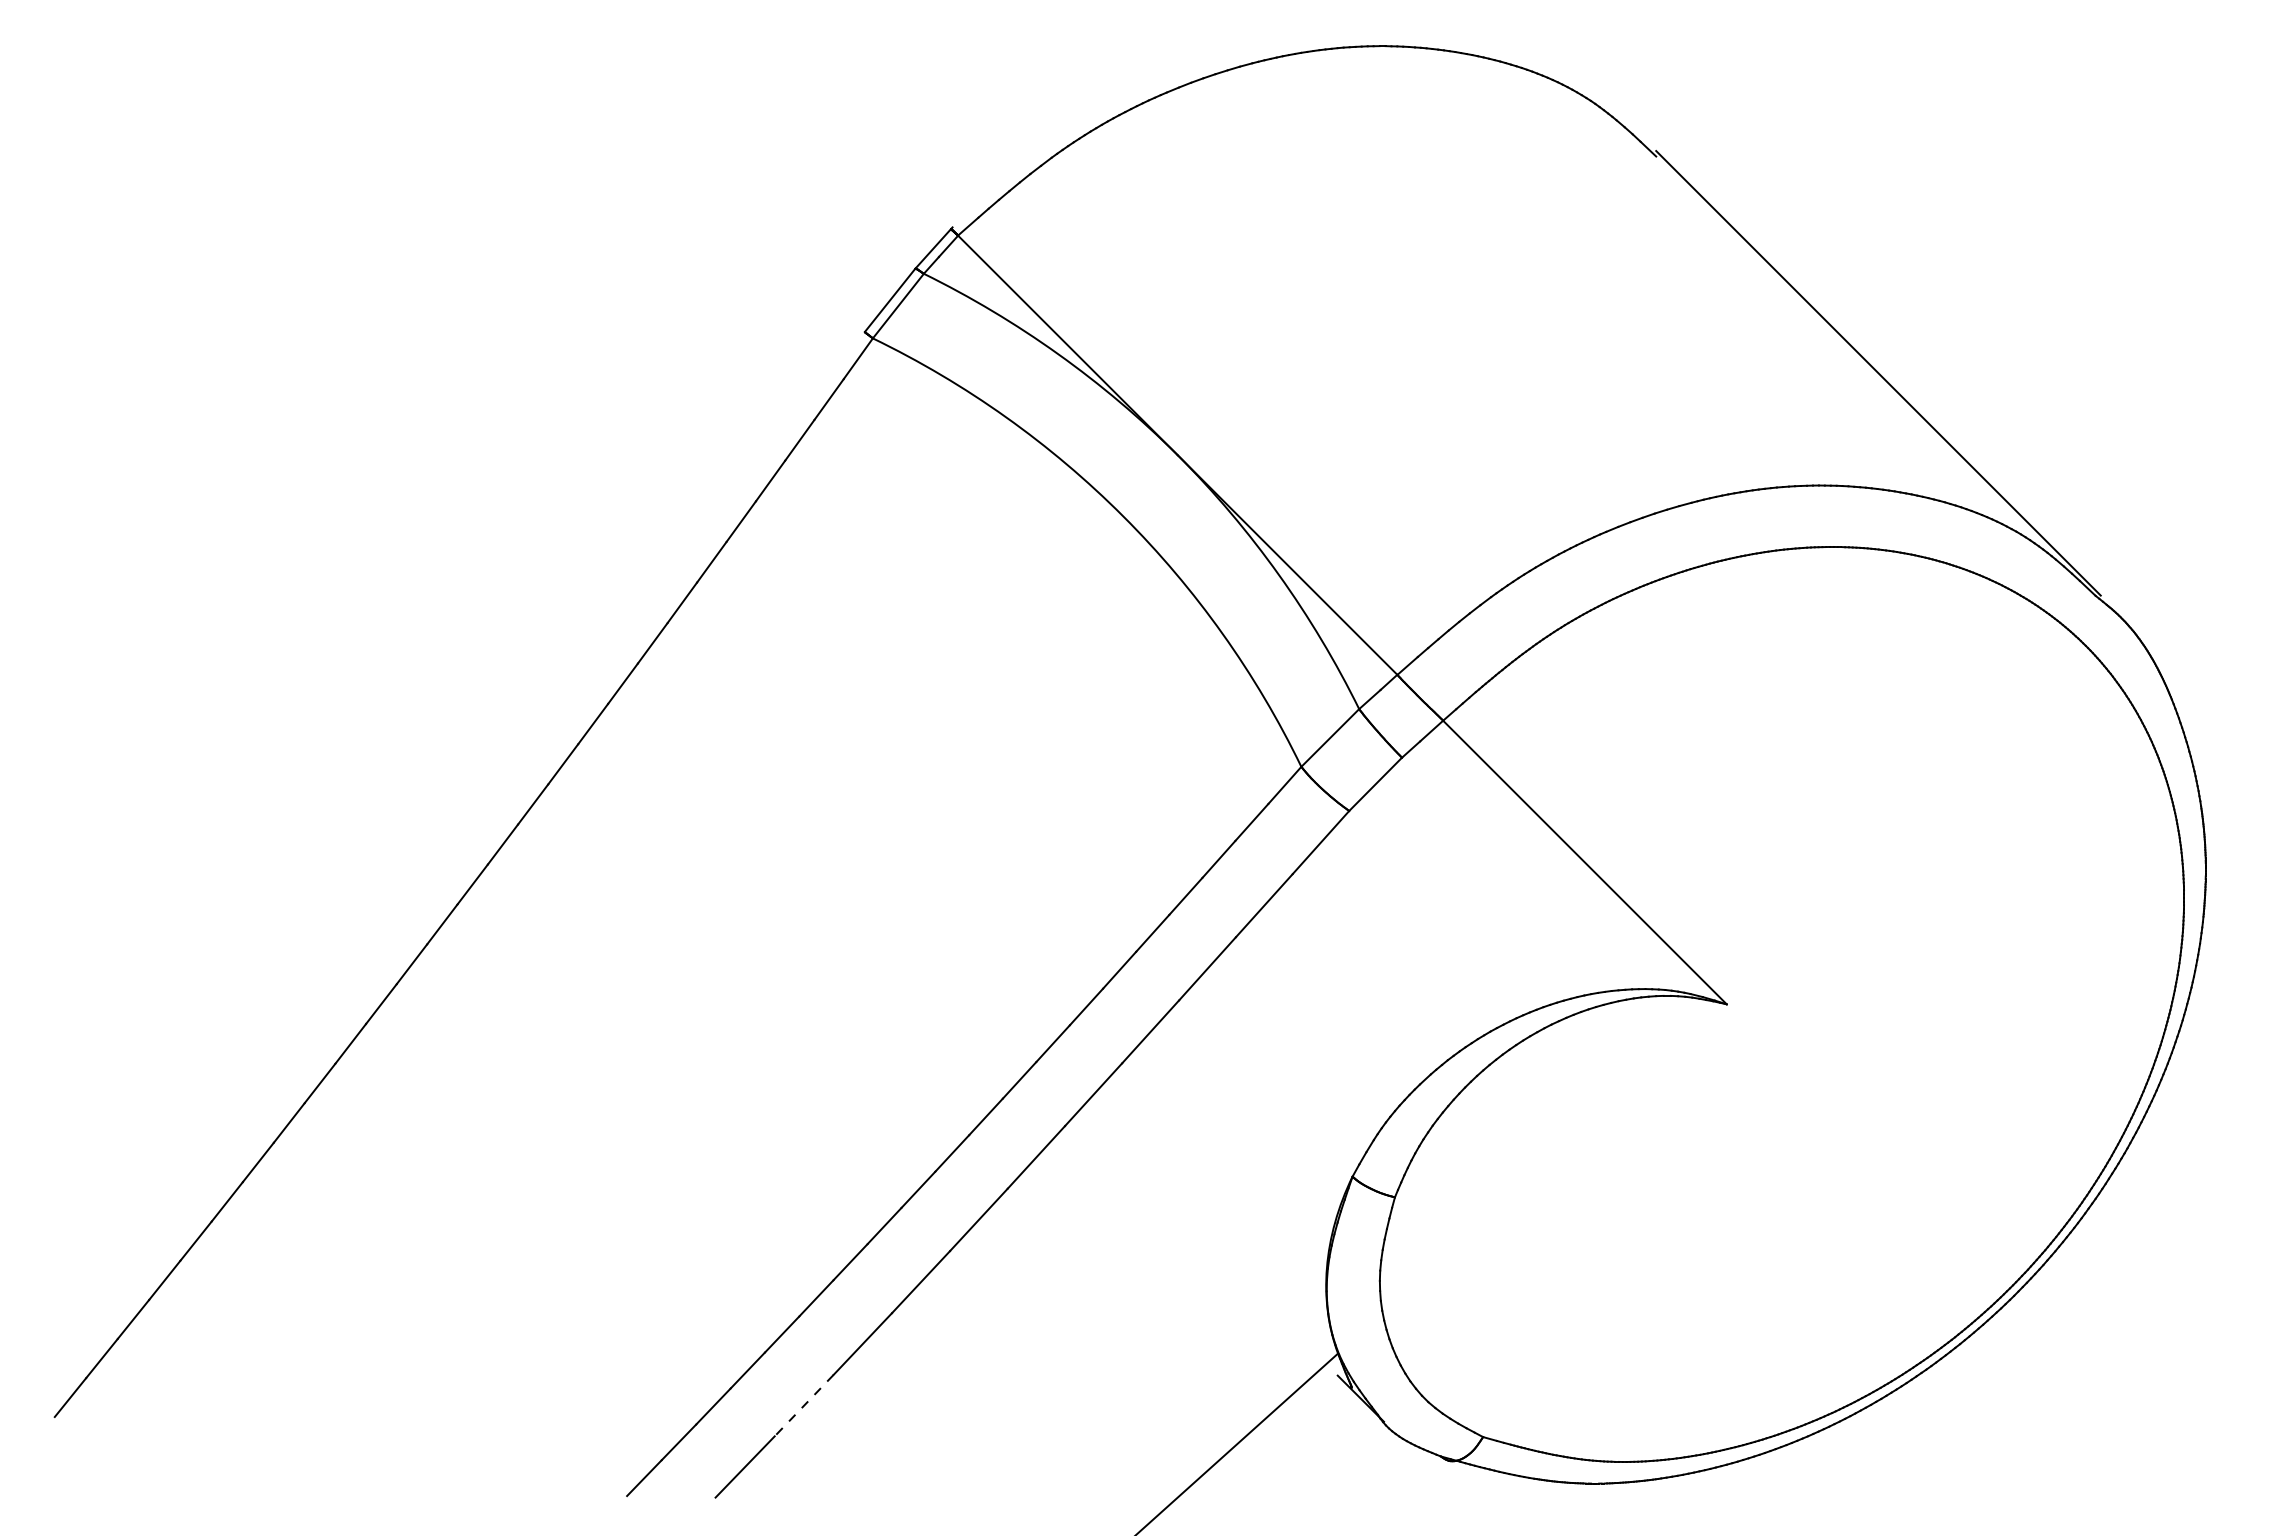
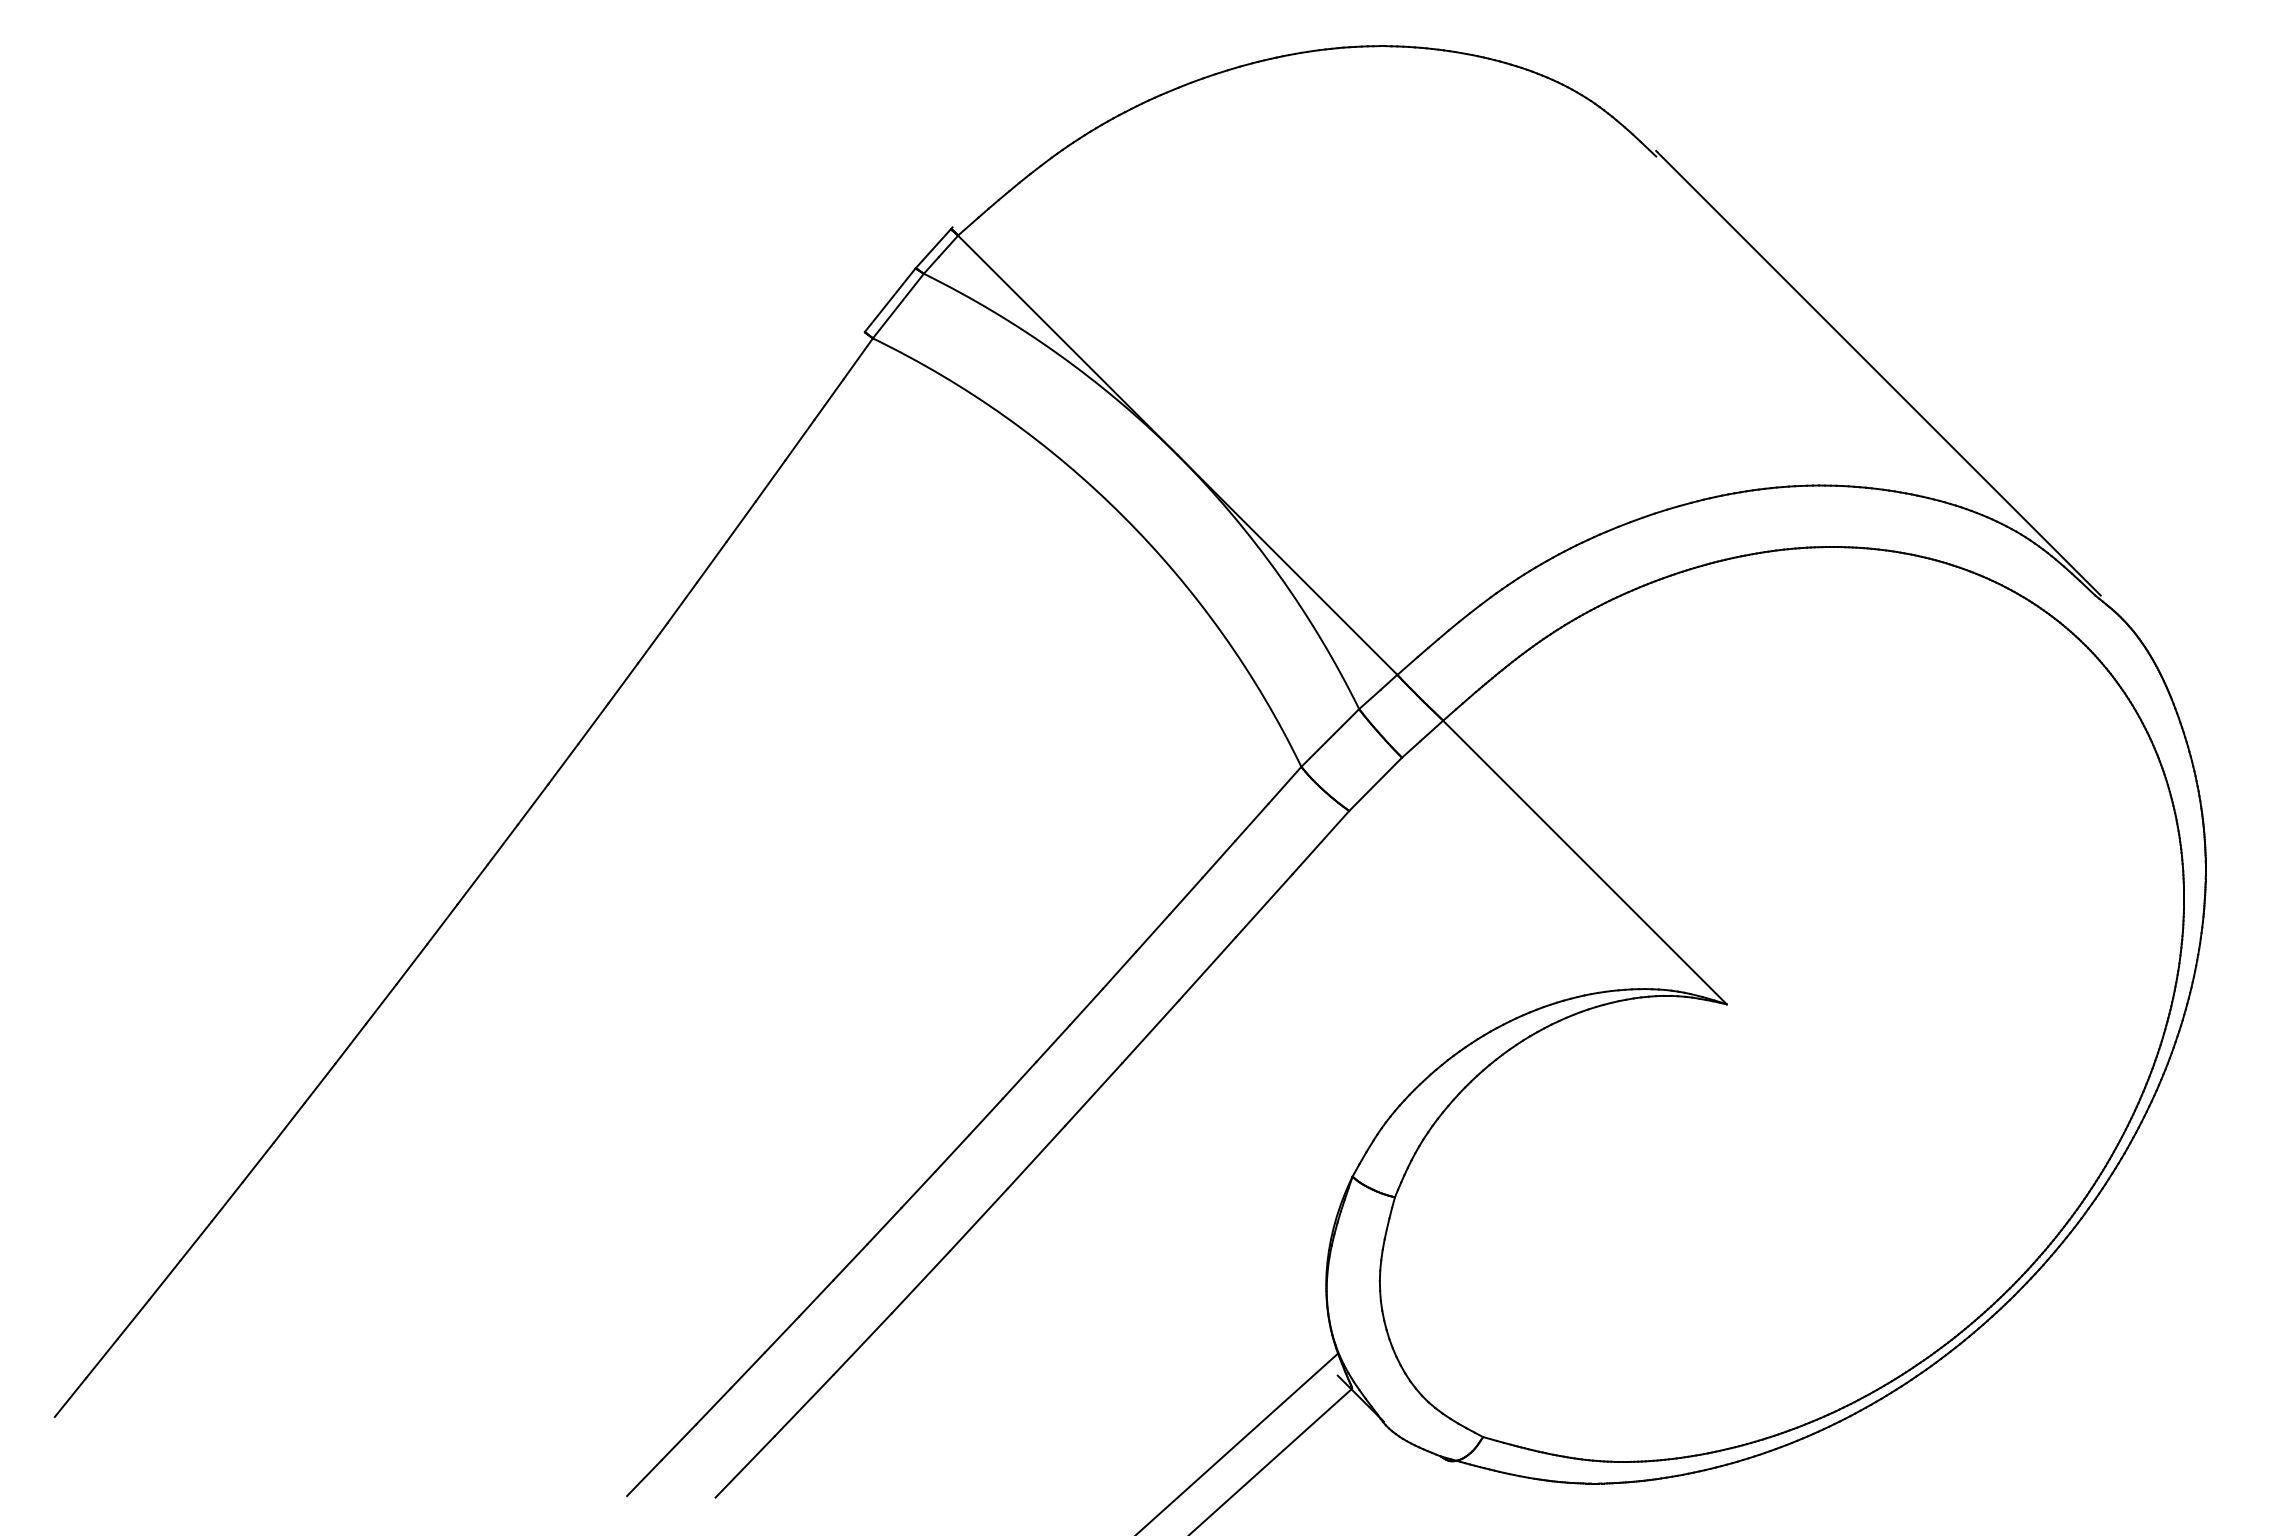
line: dashed -> solid (804, 1405)
line: none -> present (1272, 1460)
